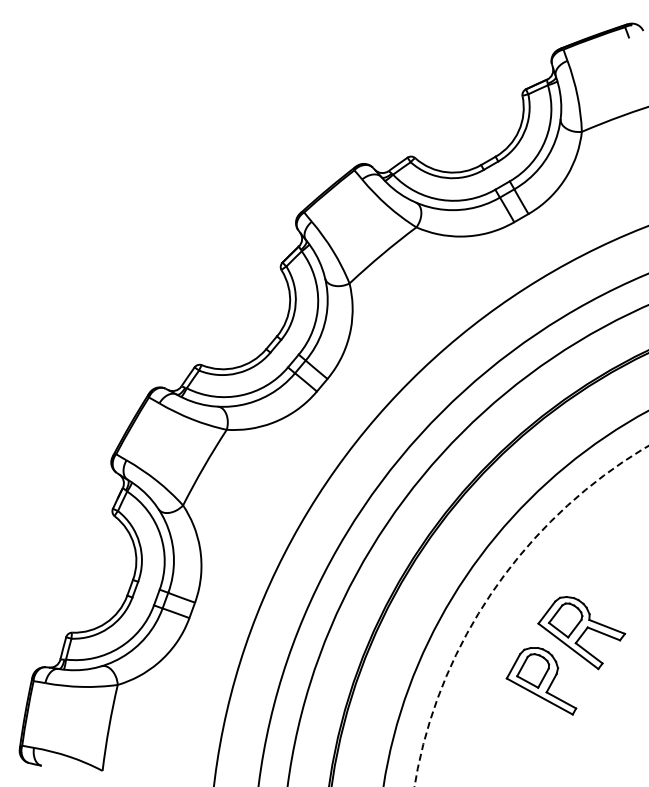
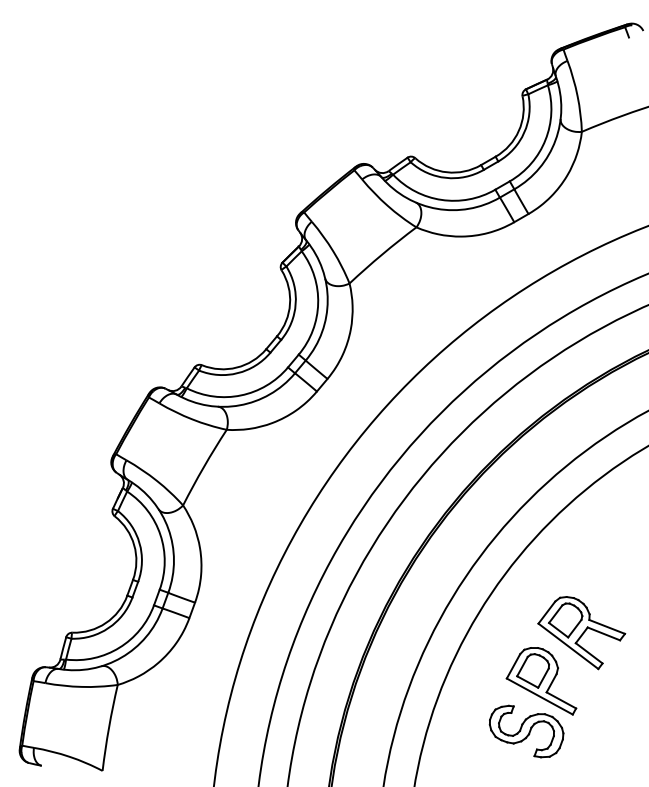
circle: dashed -> solid (531, 615)
part: none -> present (526, 731)
